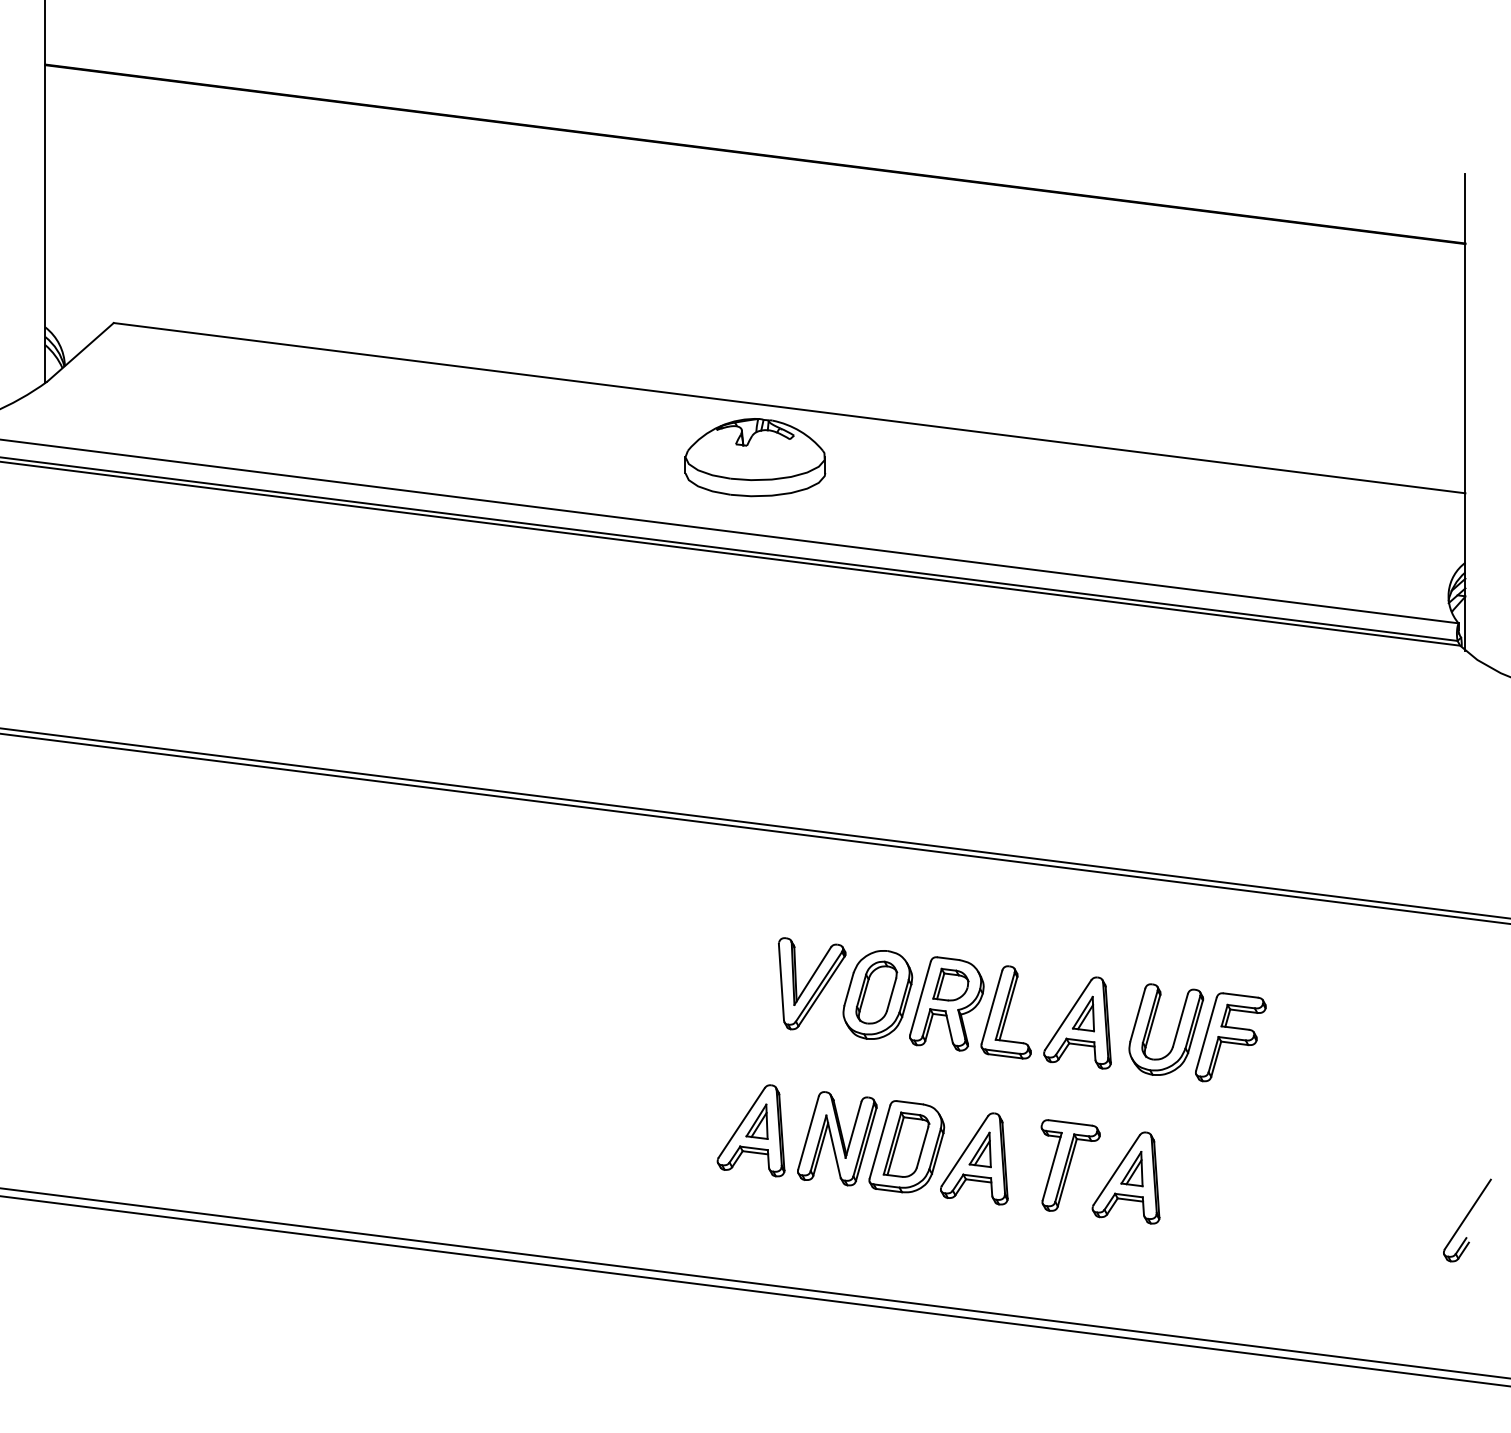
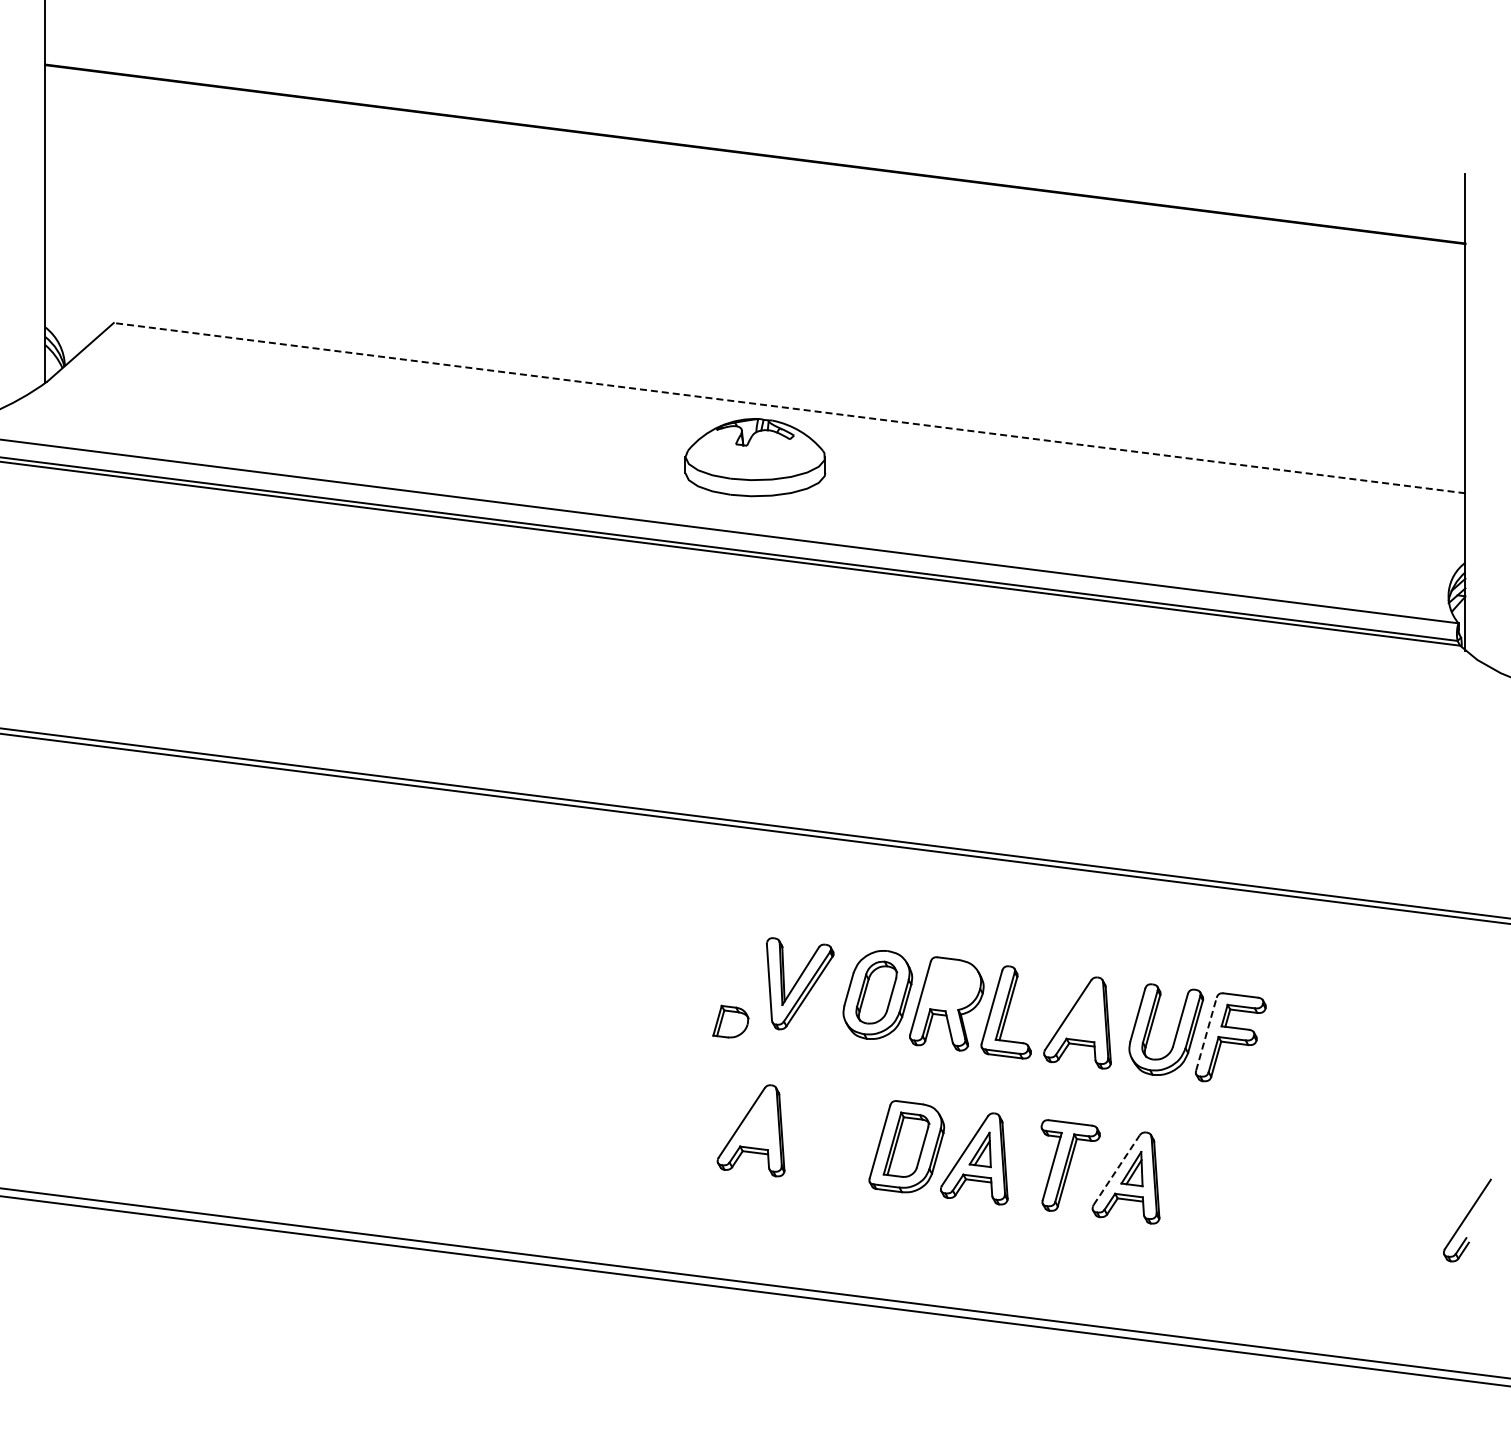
line: solid -> dashed (789, 408)
part position: (812, 983) -> (800, 983) (800, 983)
part position: (950, 984) -> (730, 1021) (730, 1021)
part: present -> none (1083, 1013)
line: solid -> dashed (1206, 1034)
part: present -> none (756, 1121)
part: present -> none (837, 1138)
line: solid -> dashed (1116, 1170)
